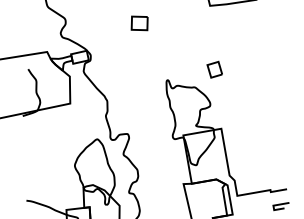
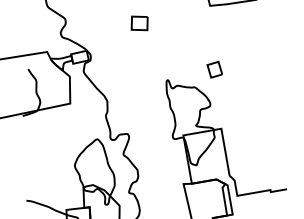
line: present -> none (280, 205)
